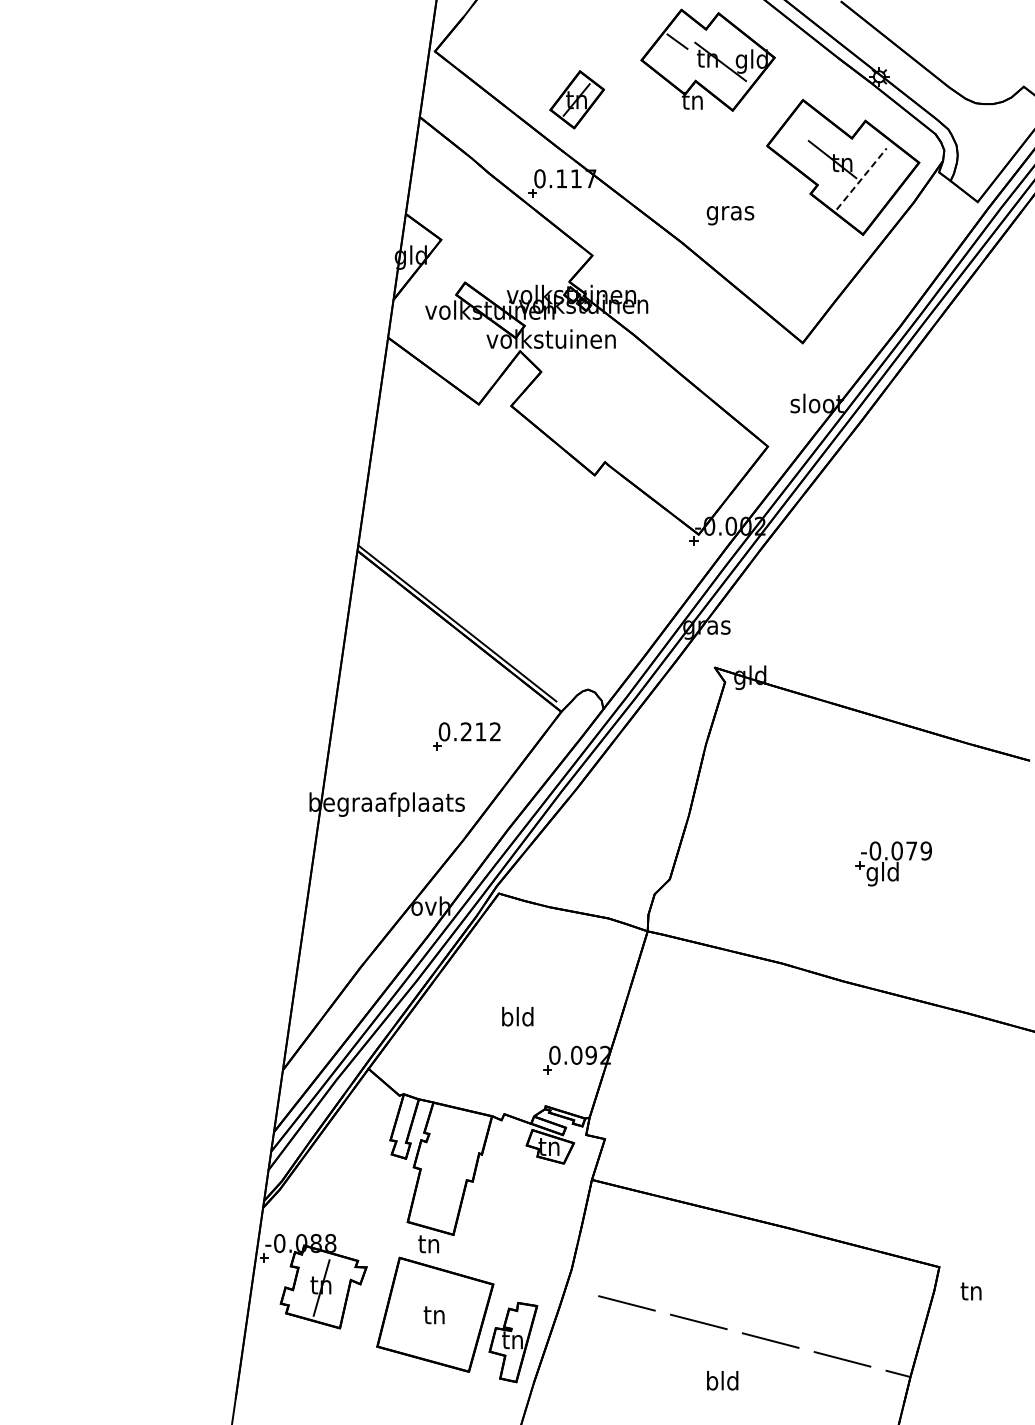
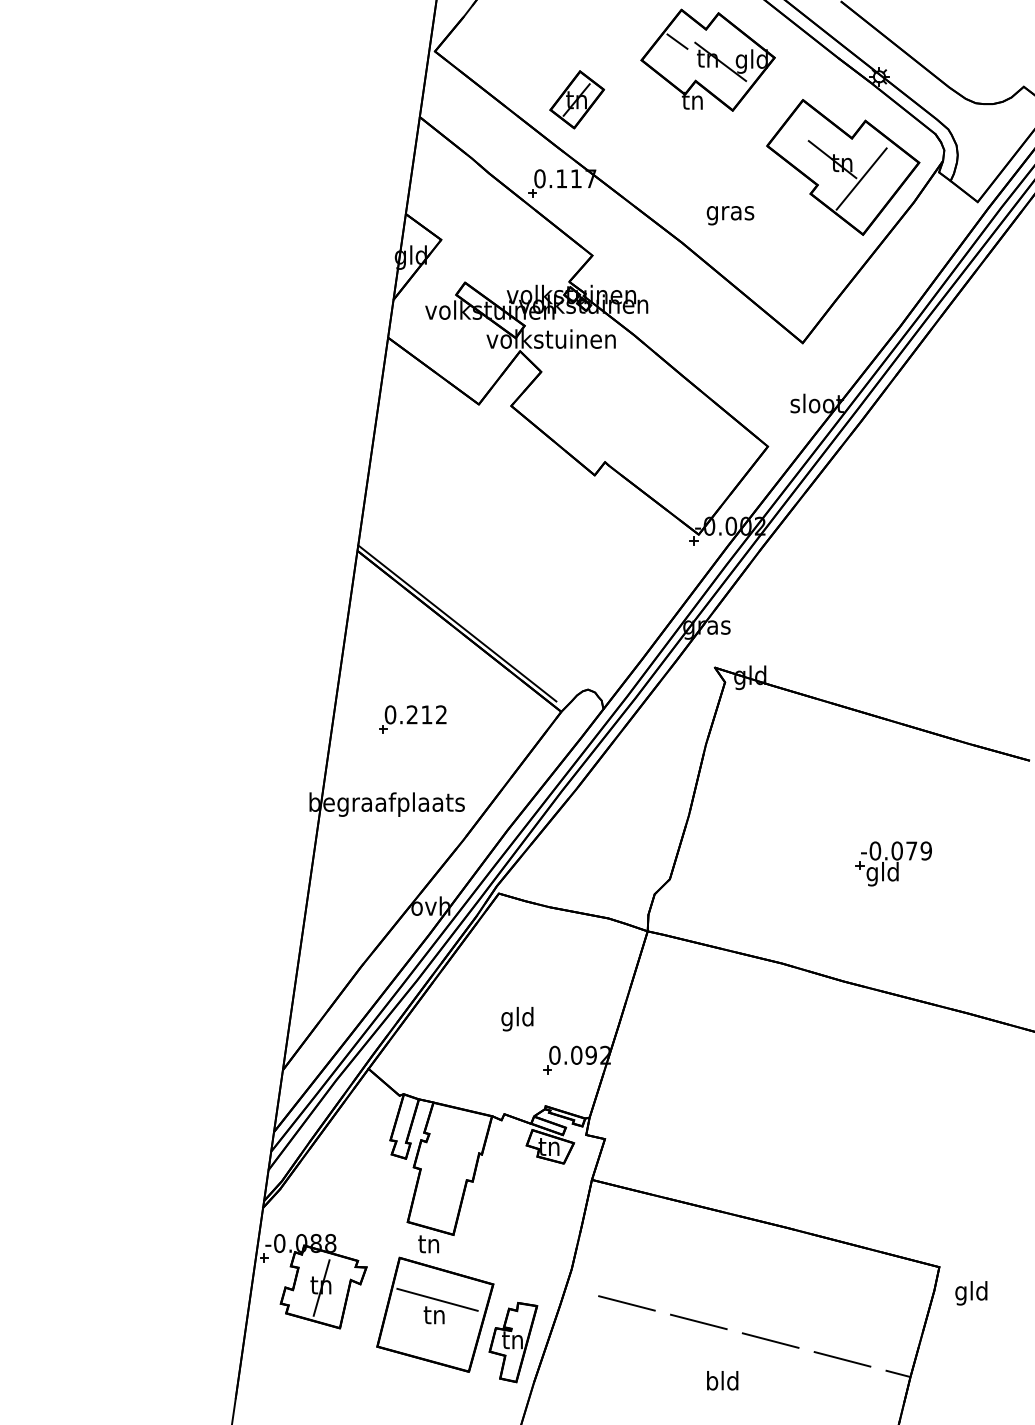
line: dashed -> solid (861, 179)
part position: (466, 736) -> (412, 719) (412, 719)
text: bld -> gld (507, 1018)
text: tn -> gld (971, 1293)
line: none -> present (437, 1299)
